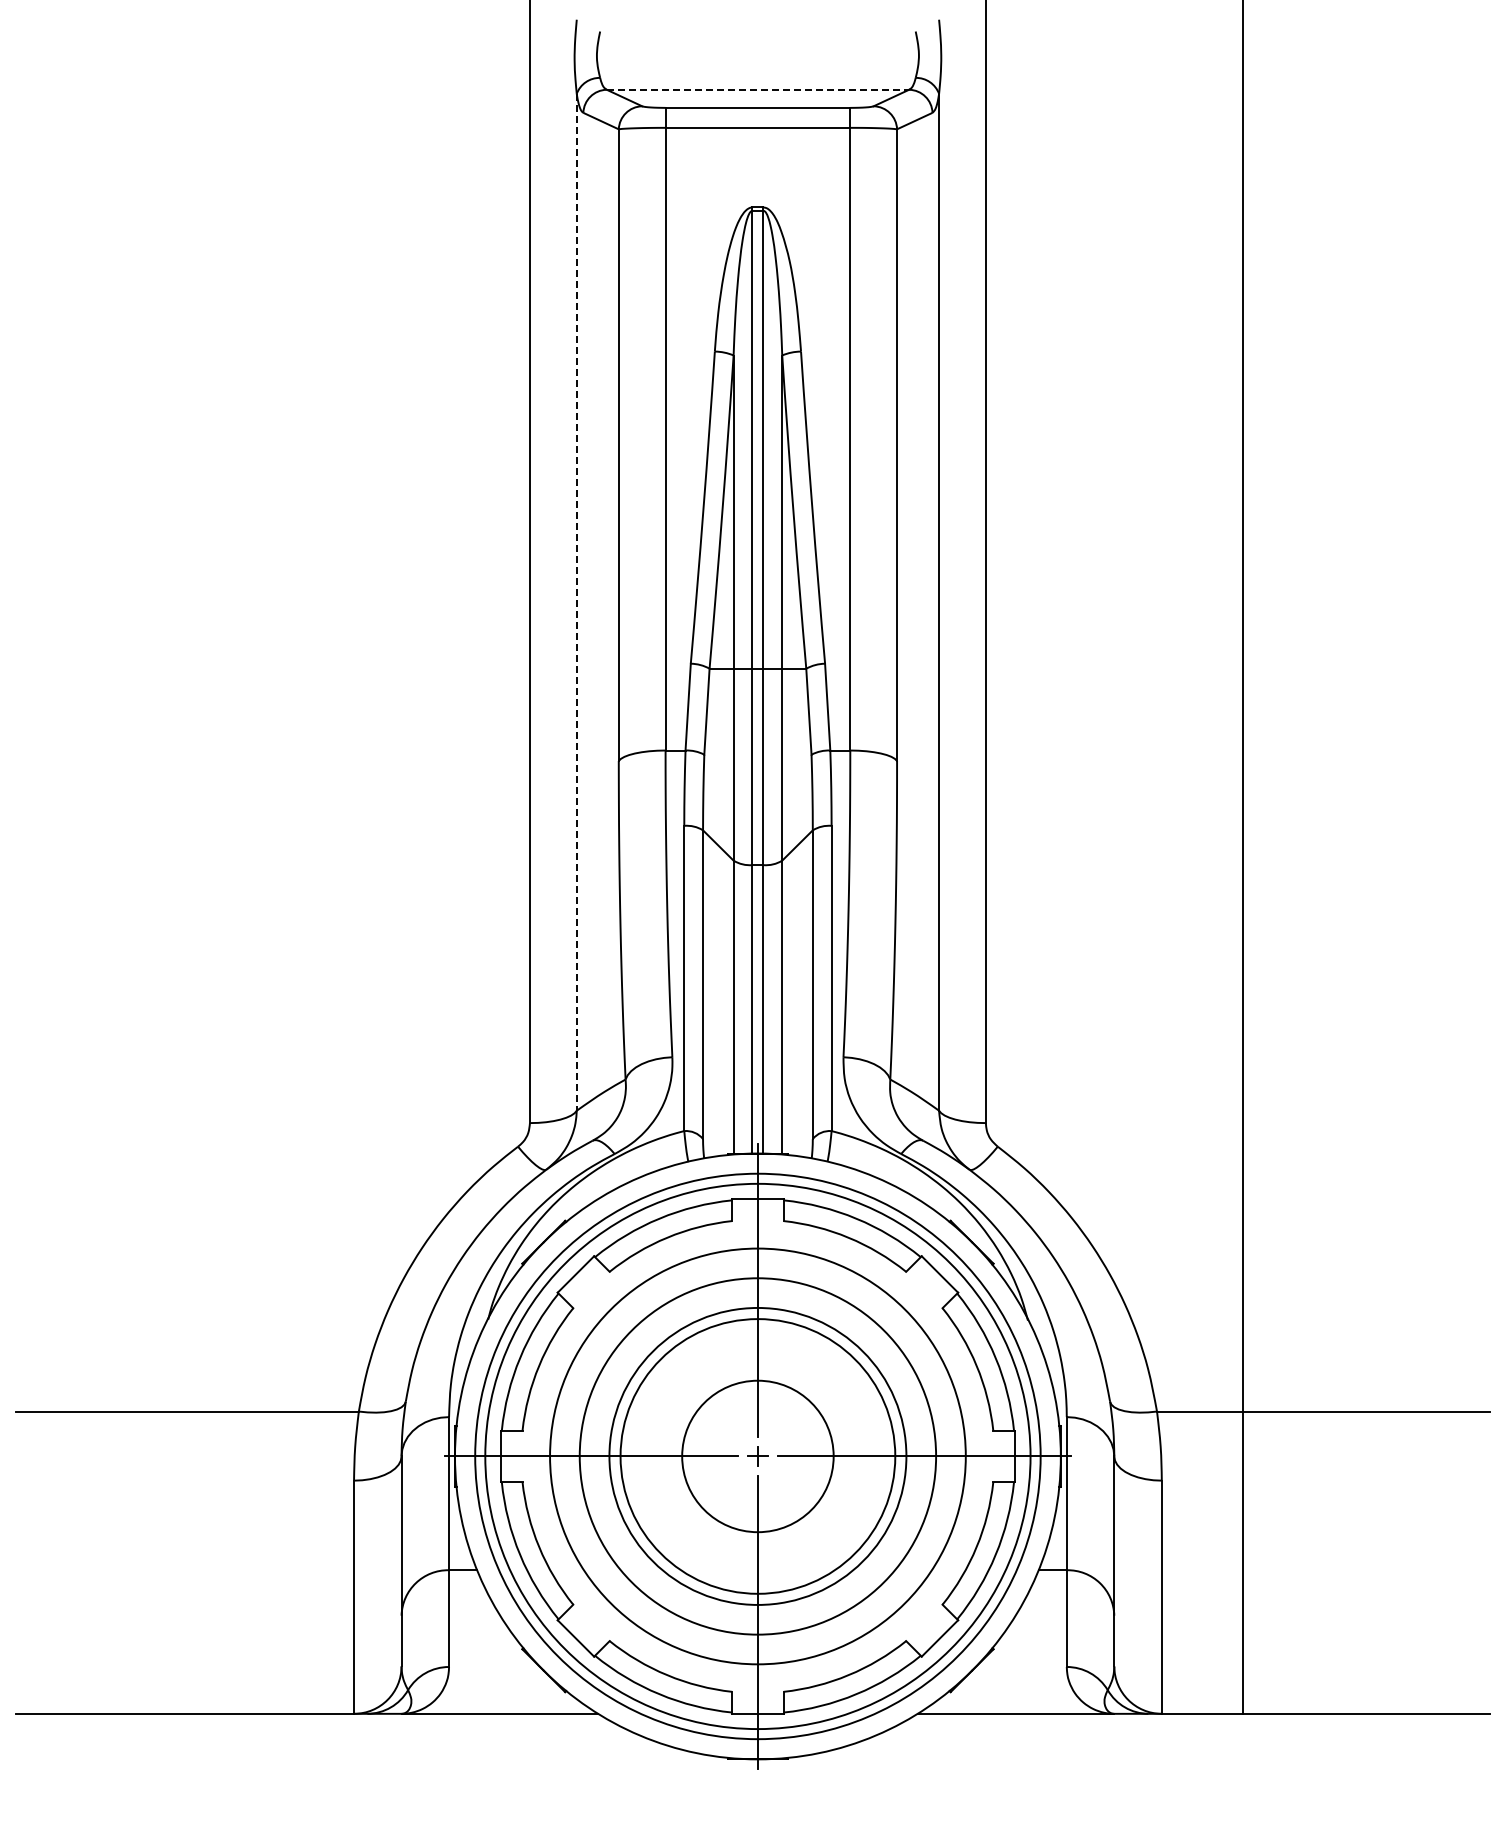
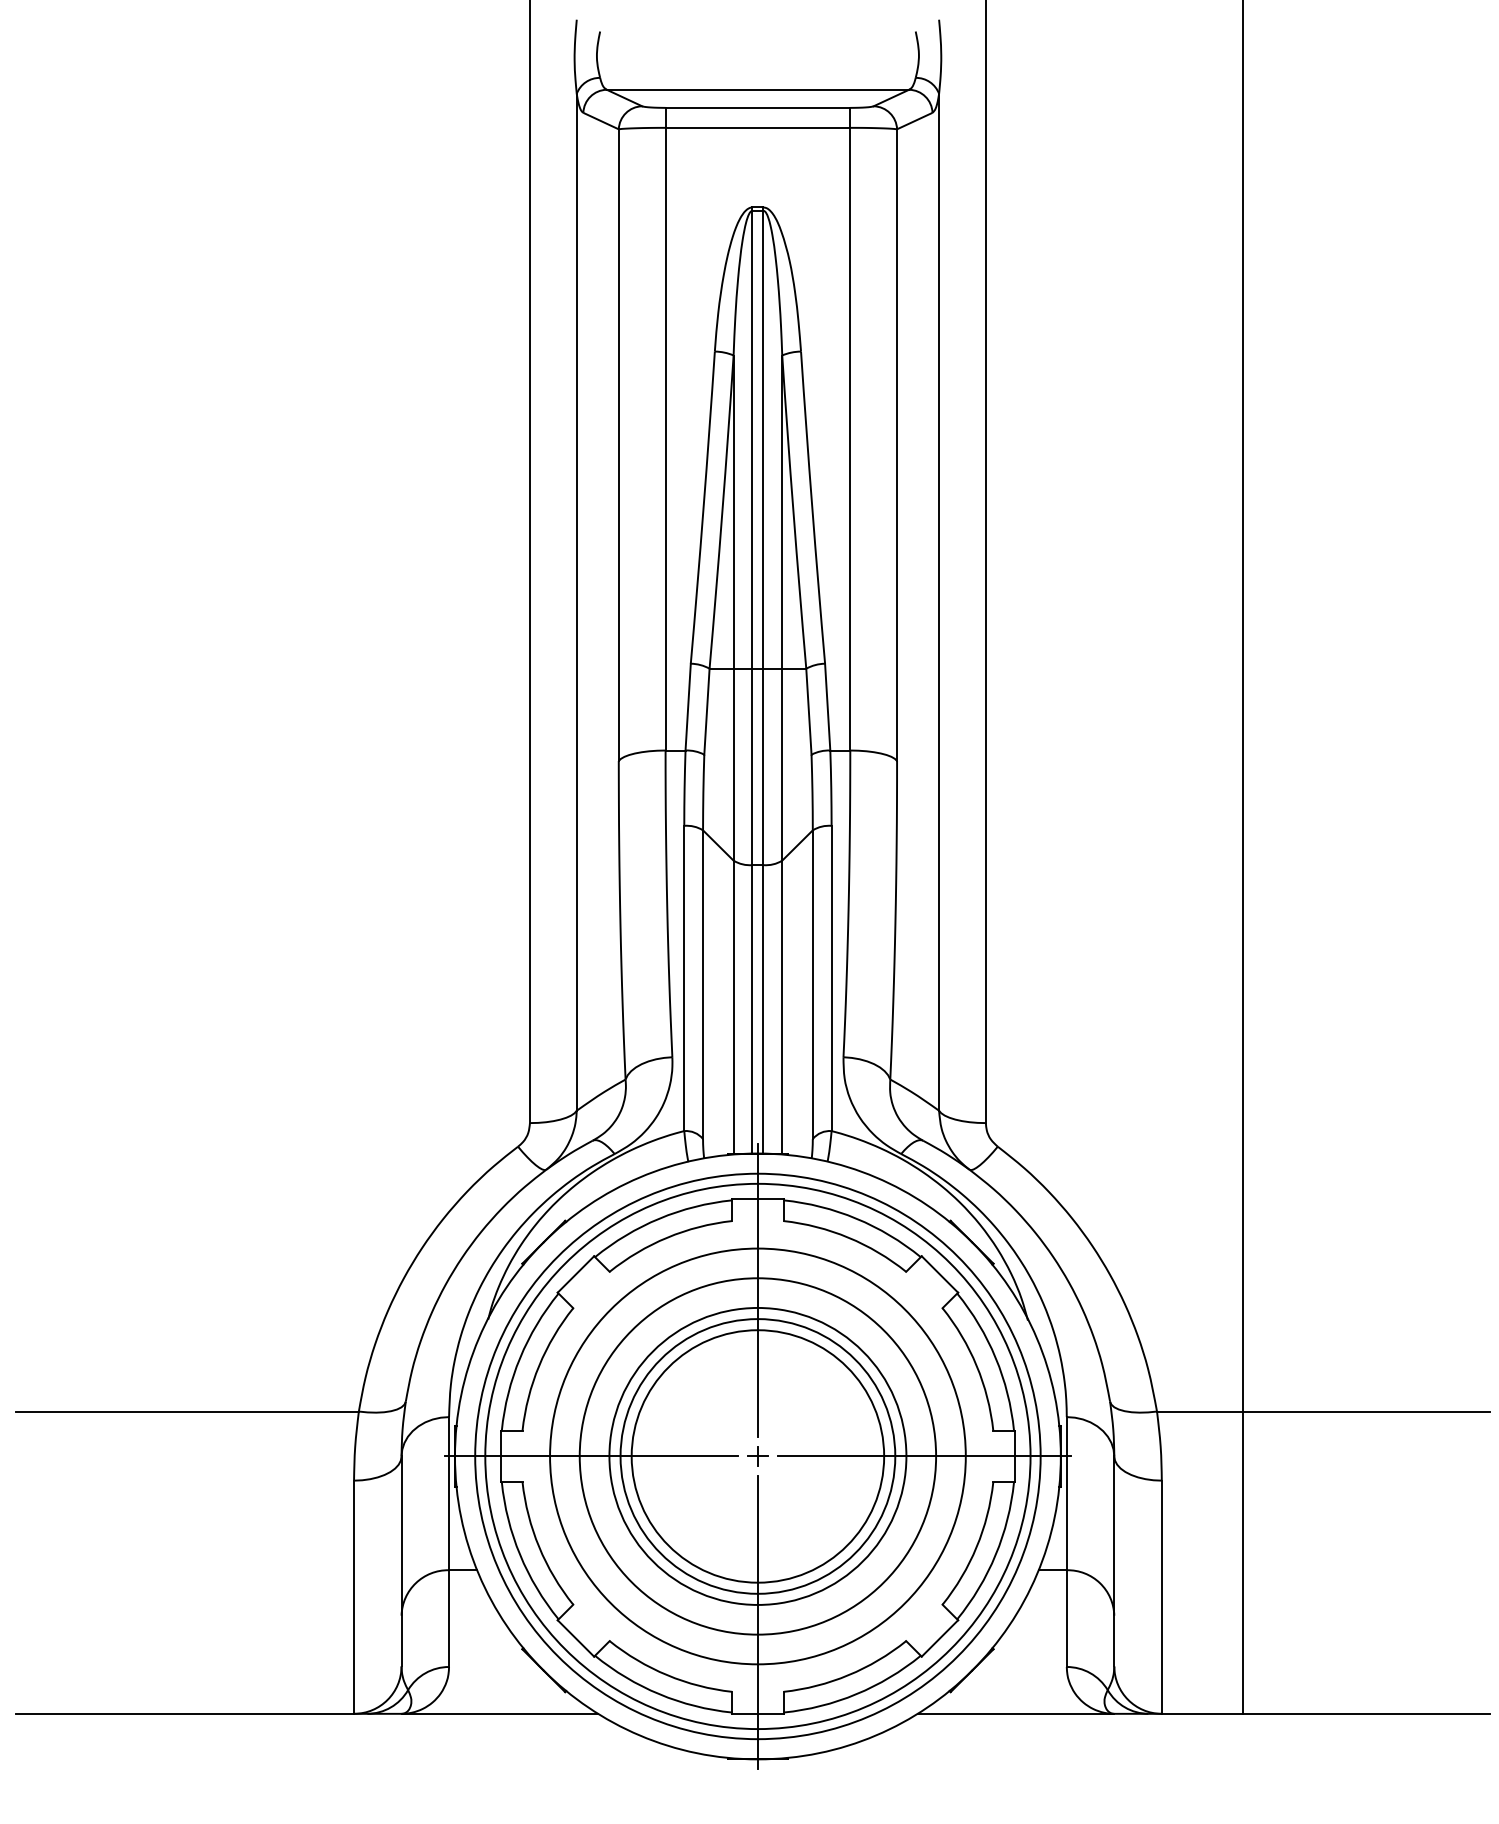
line: dashed -> solid (758, 89)
line: dashed -> solid (576, 602)
circle diameter: 151 px -> 252 px (757, 1456)
